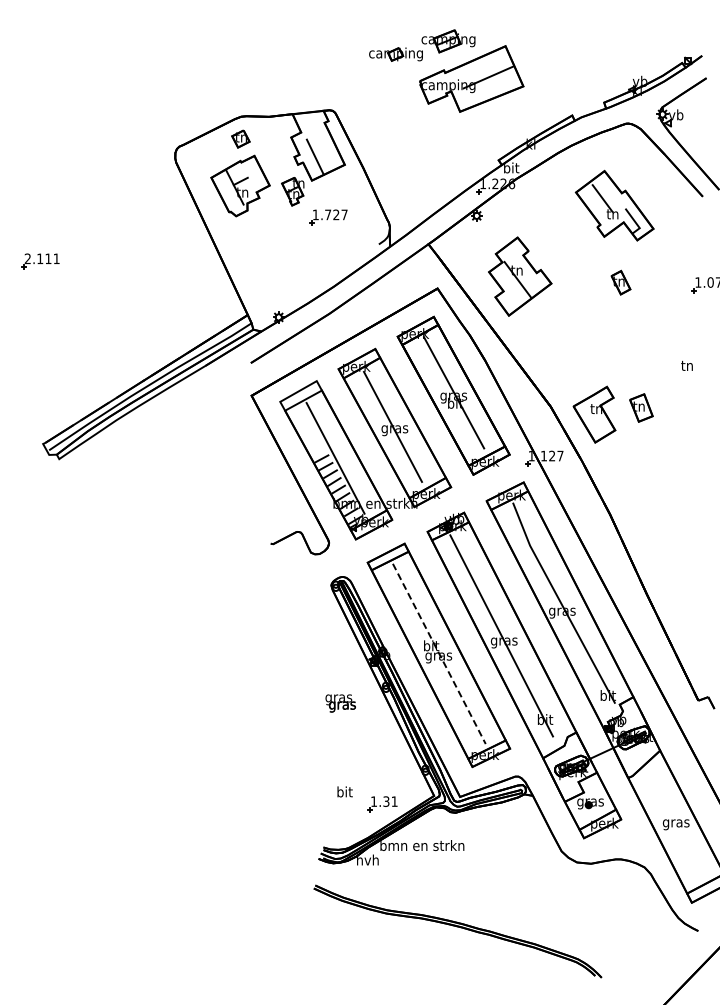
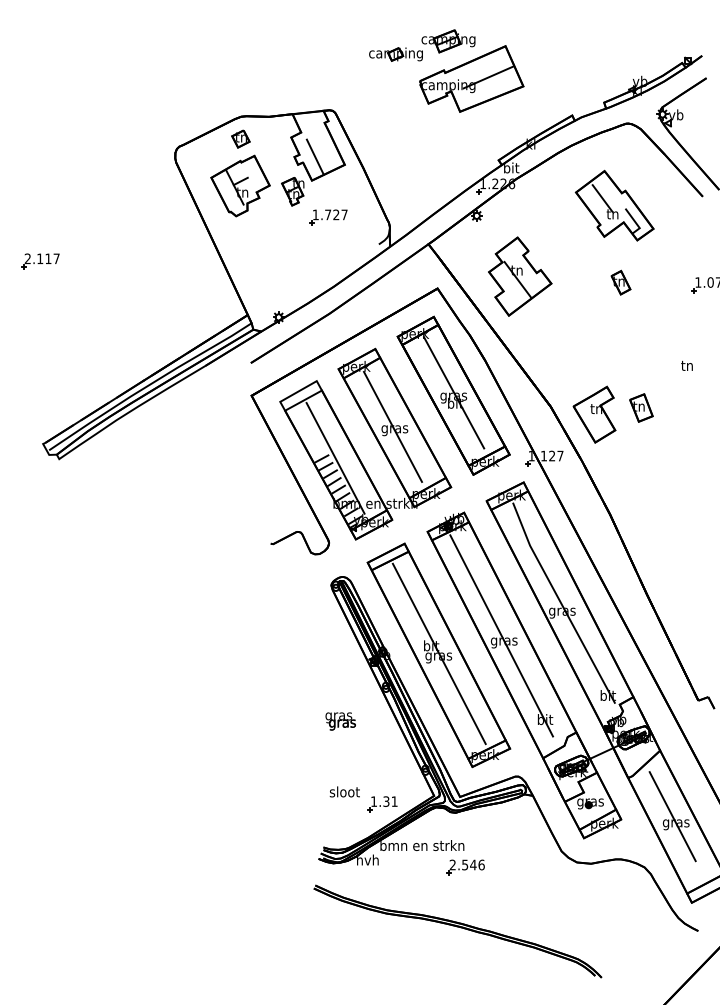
text: 2.111 -> 2.117 (56, 258)
line: dashed -> solid (439, 654)
text position: (340, 703) -> (340, 721) (340, 721)
text: bit -> sloot (344, 791)
line: none -> present (672, 816)
part: none -> present (465, 867)
